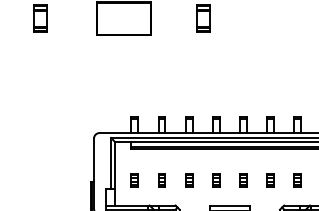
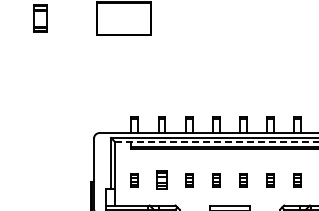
part: present -> none (203, 18)
line: solid -> dashed (216, 142)
part size: 8x15 px -> 12x20 px (161, 179)
